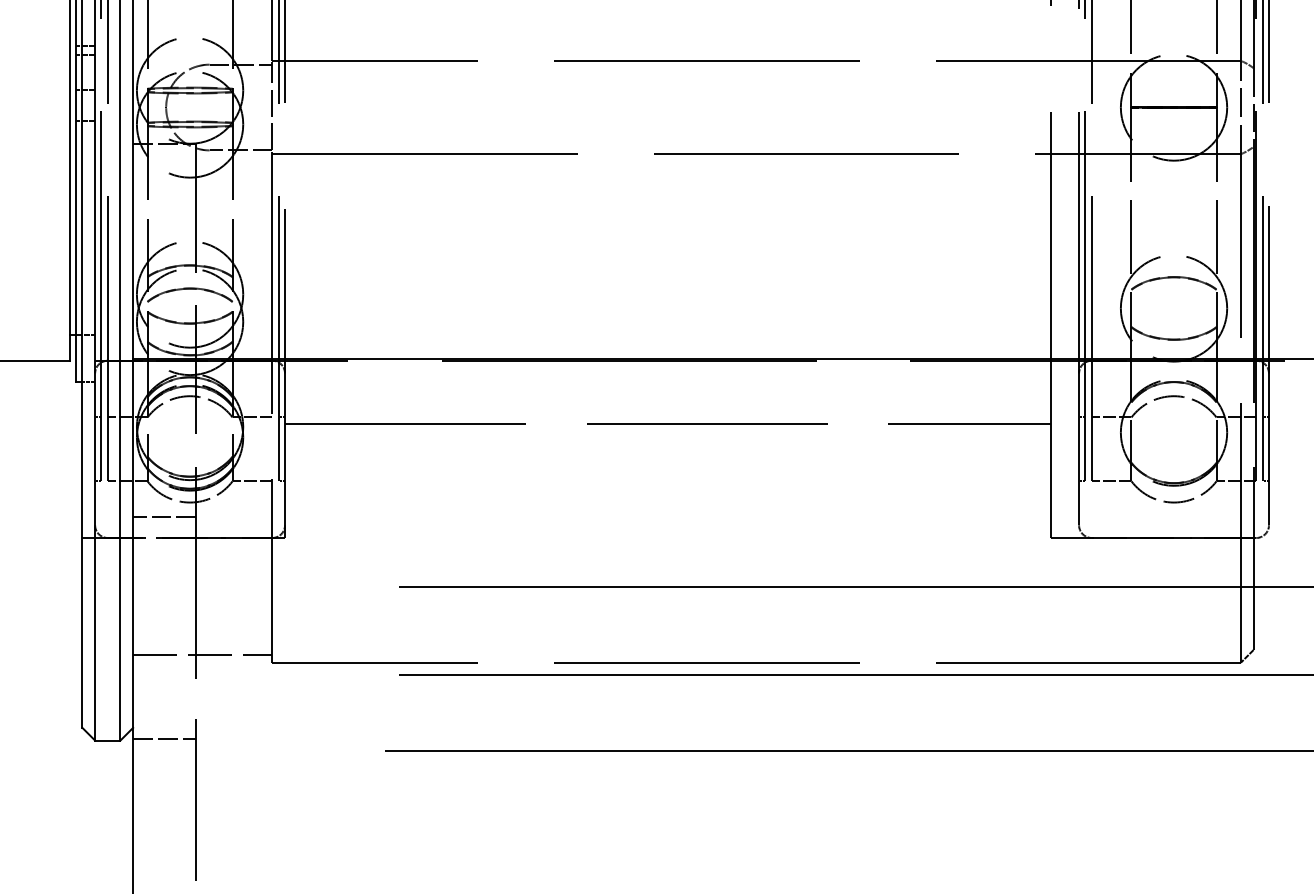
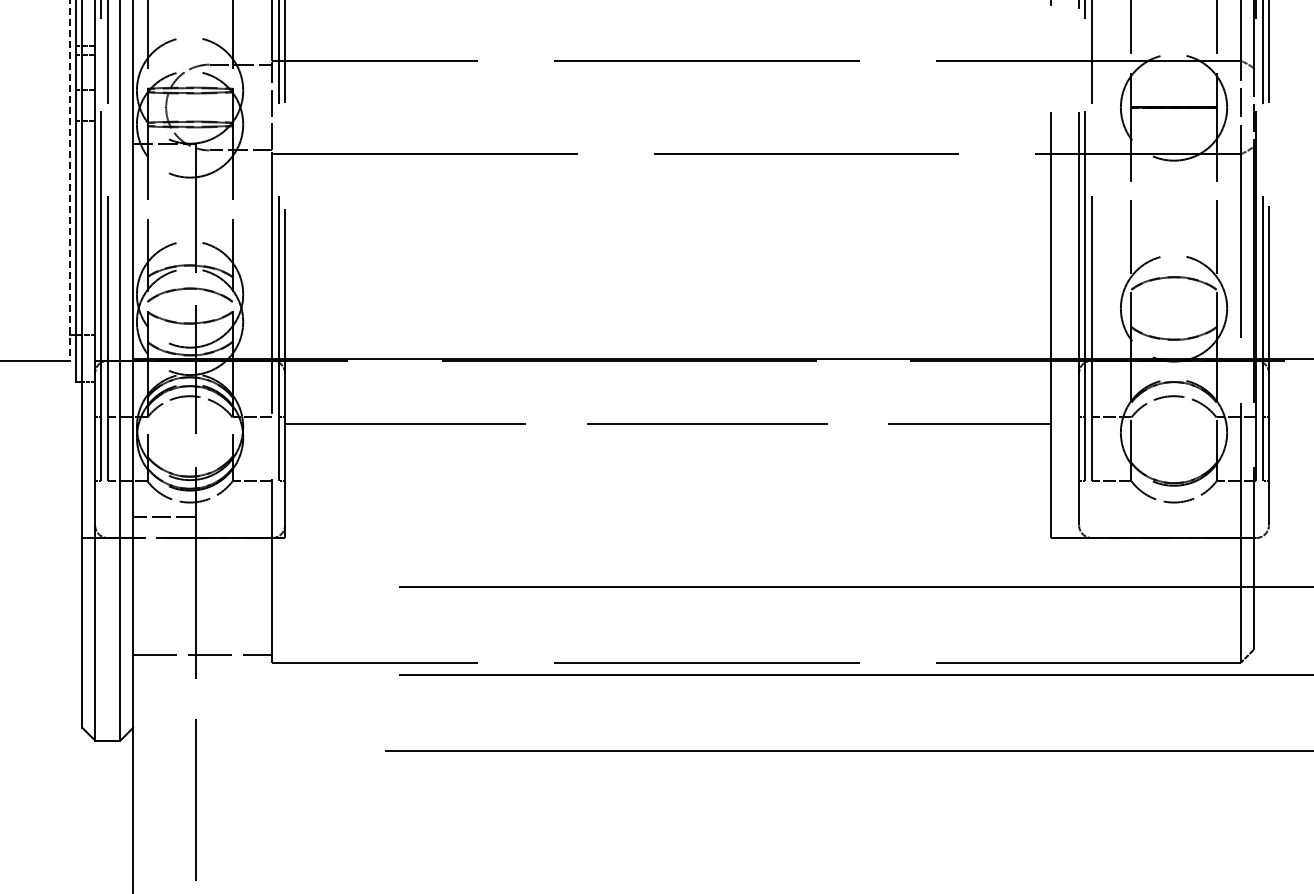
line: solid -> dashed (69, 180)
line: present -> none (164, 739)
